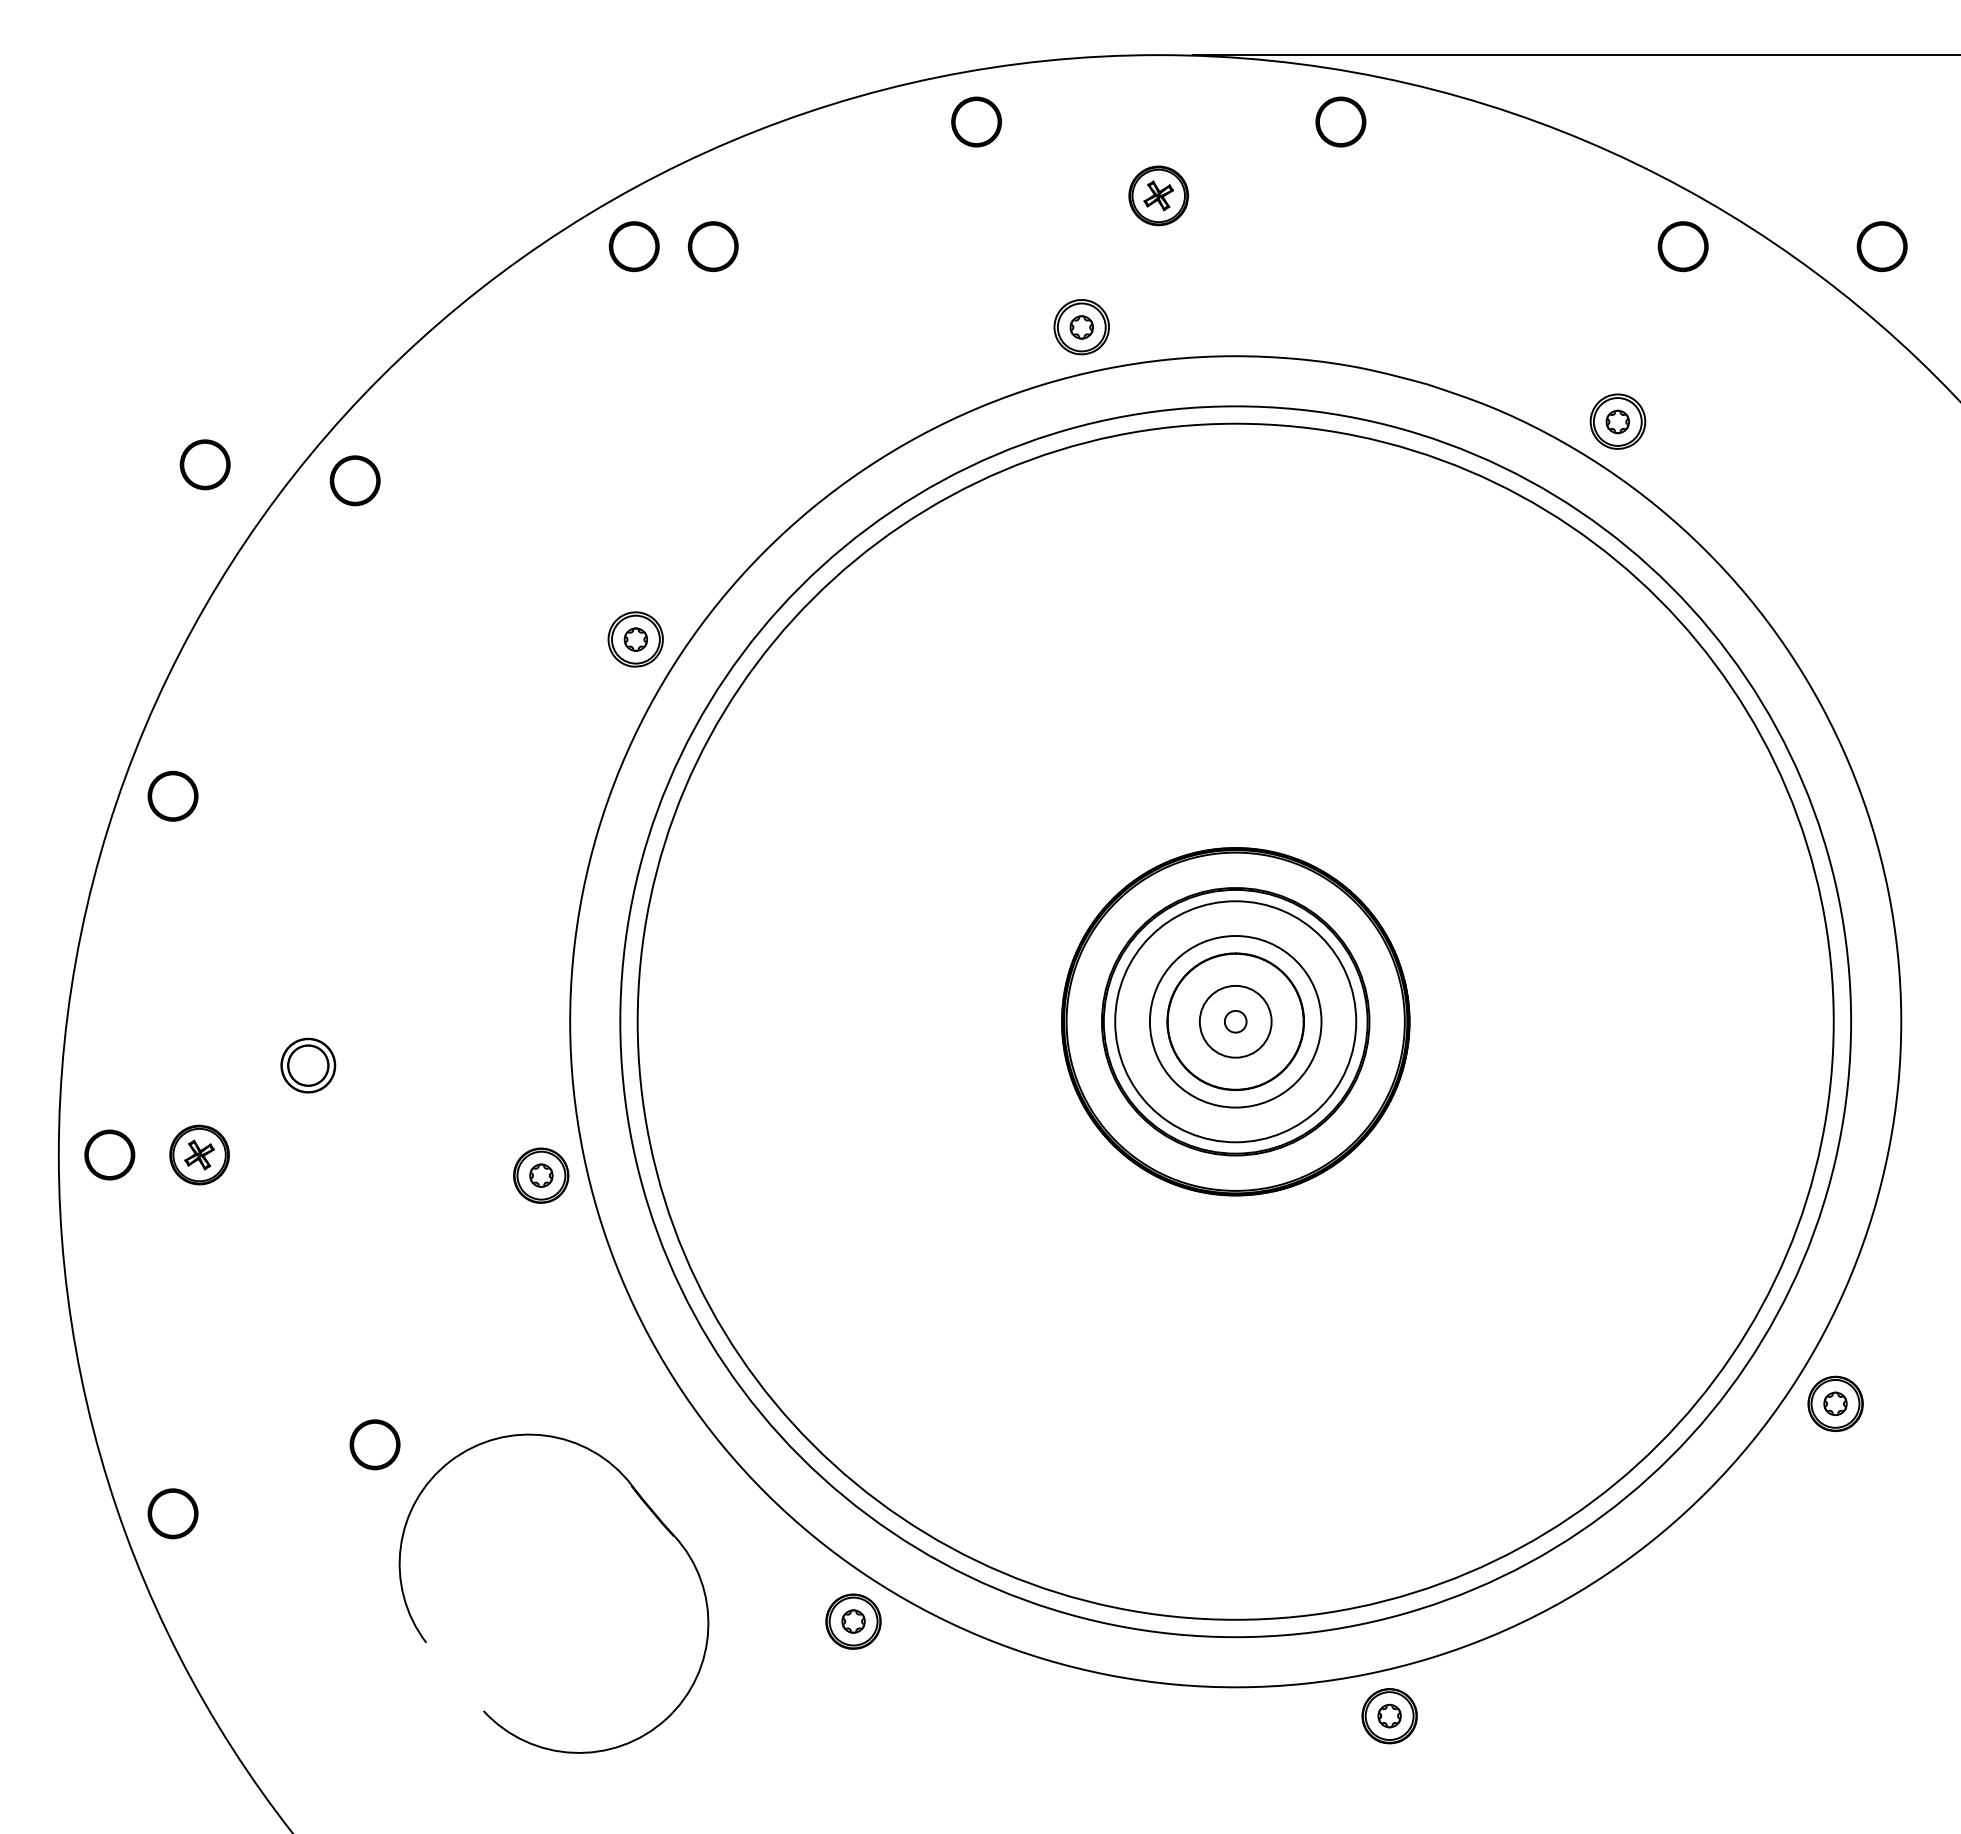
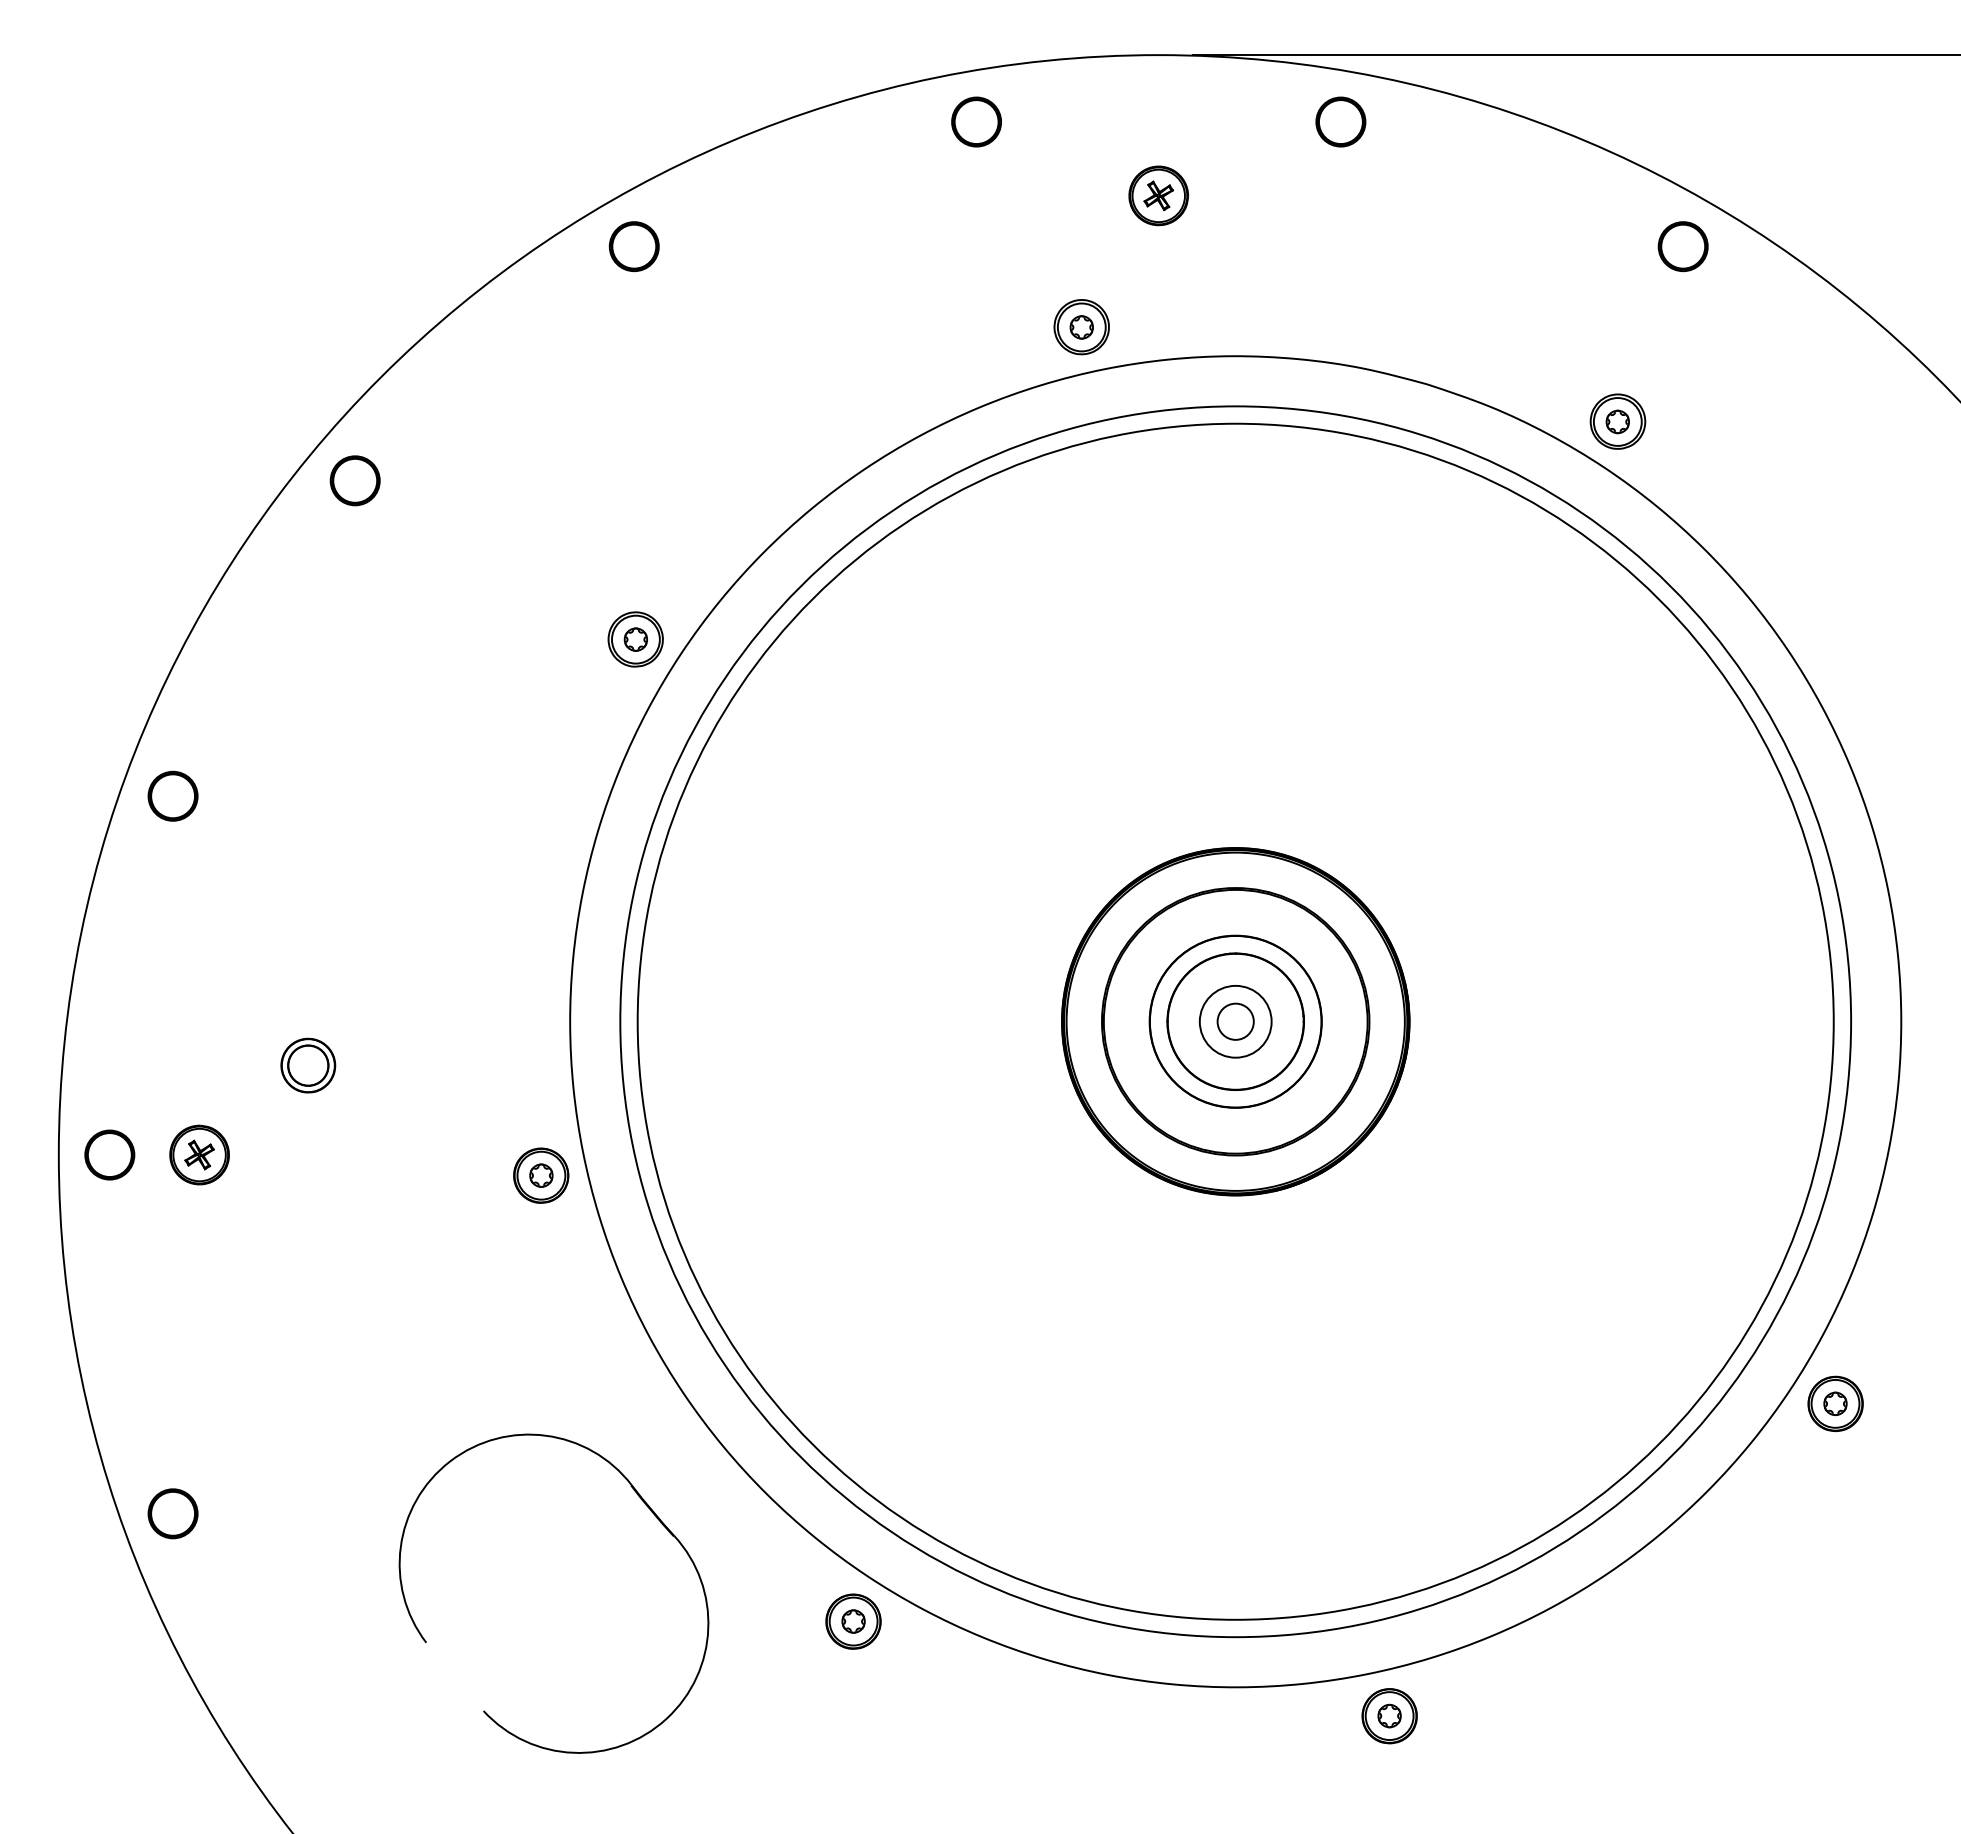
part: present -> none (712, 246)
part: present -> none (1881, 246)
part: present -> none (204, 464)
circle diameter: 22 px -> 36 px (1235, 1021)
circle diameter: 241 px -> 172 px (1235, 1021)
part: present -> none (374, 1444)
